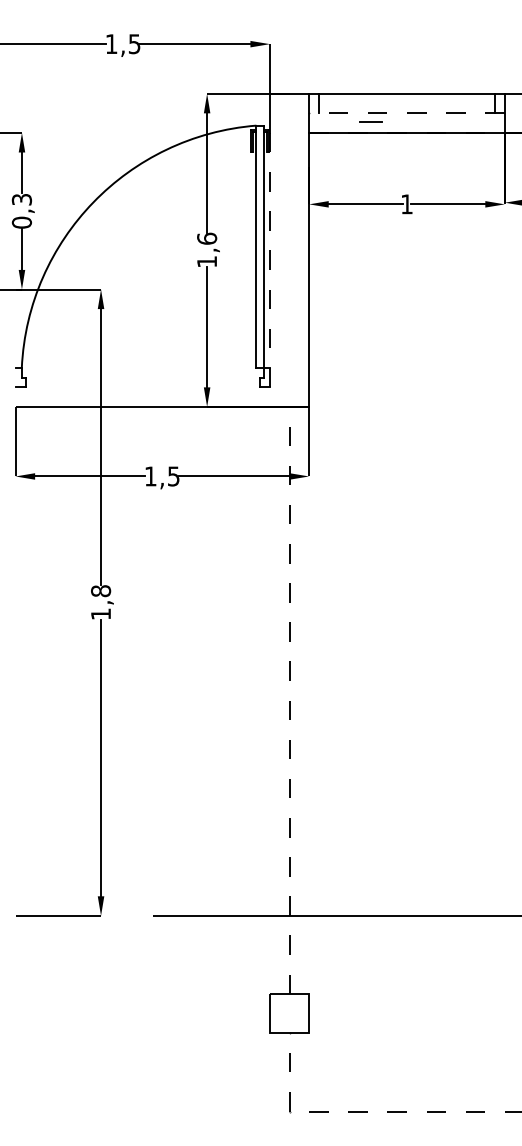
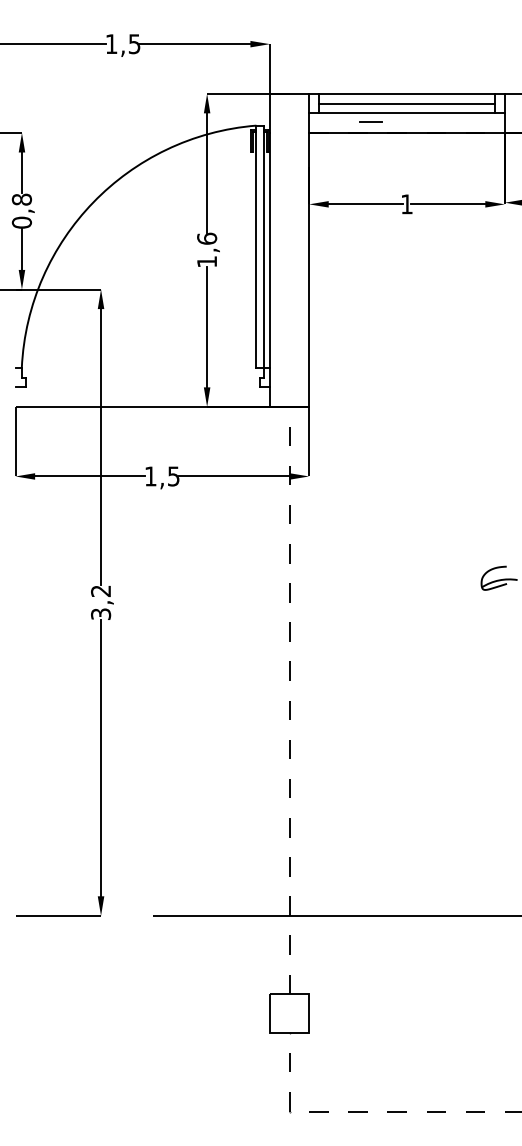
line: none -> present (406, 103)
line: dashed -> solid (407, 113)
text: 0,3 -> 0,8 (21, 199)
line: dashed -> solid (270, 270)
part: none -> present (498, 577)
text: 1,8 -> 3,2 (101, 602)
